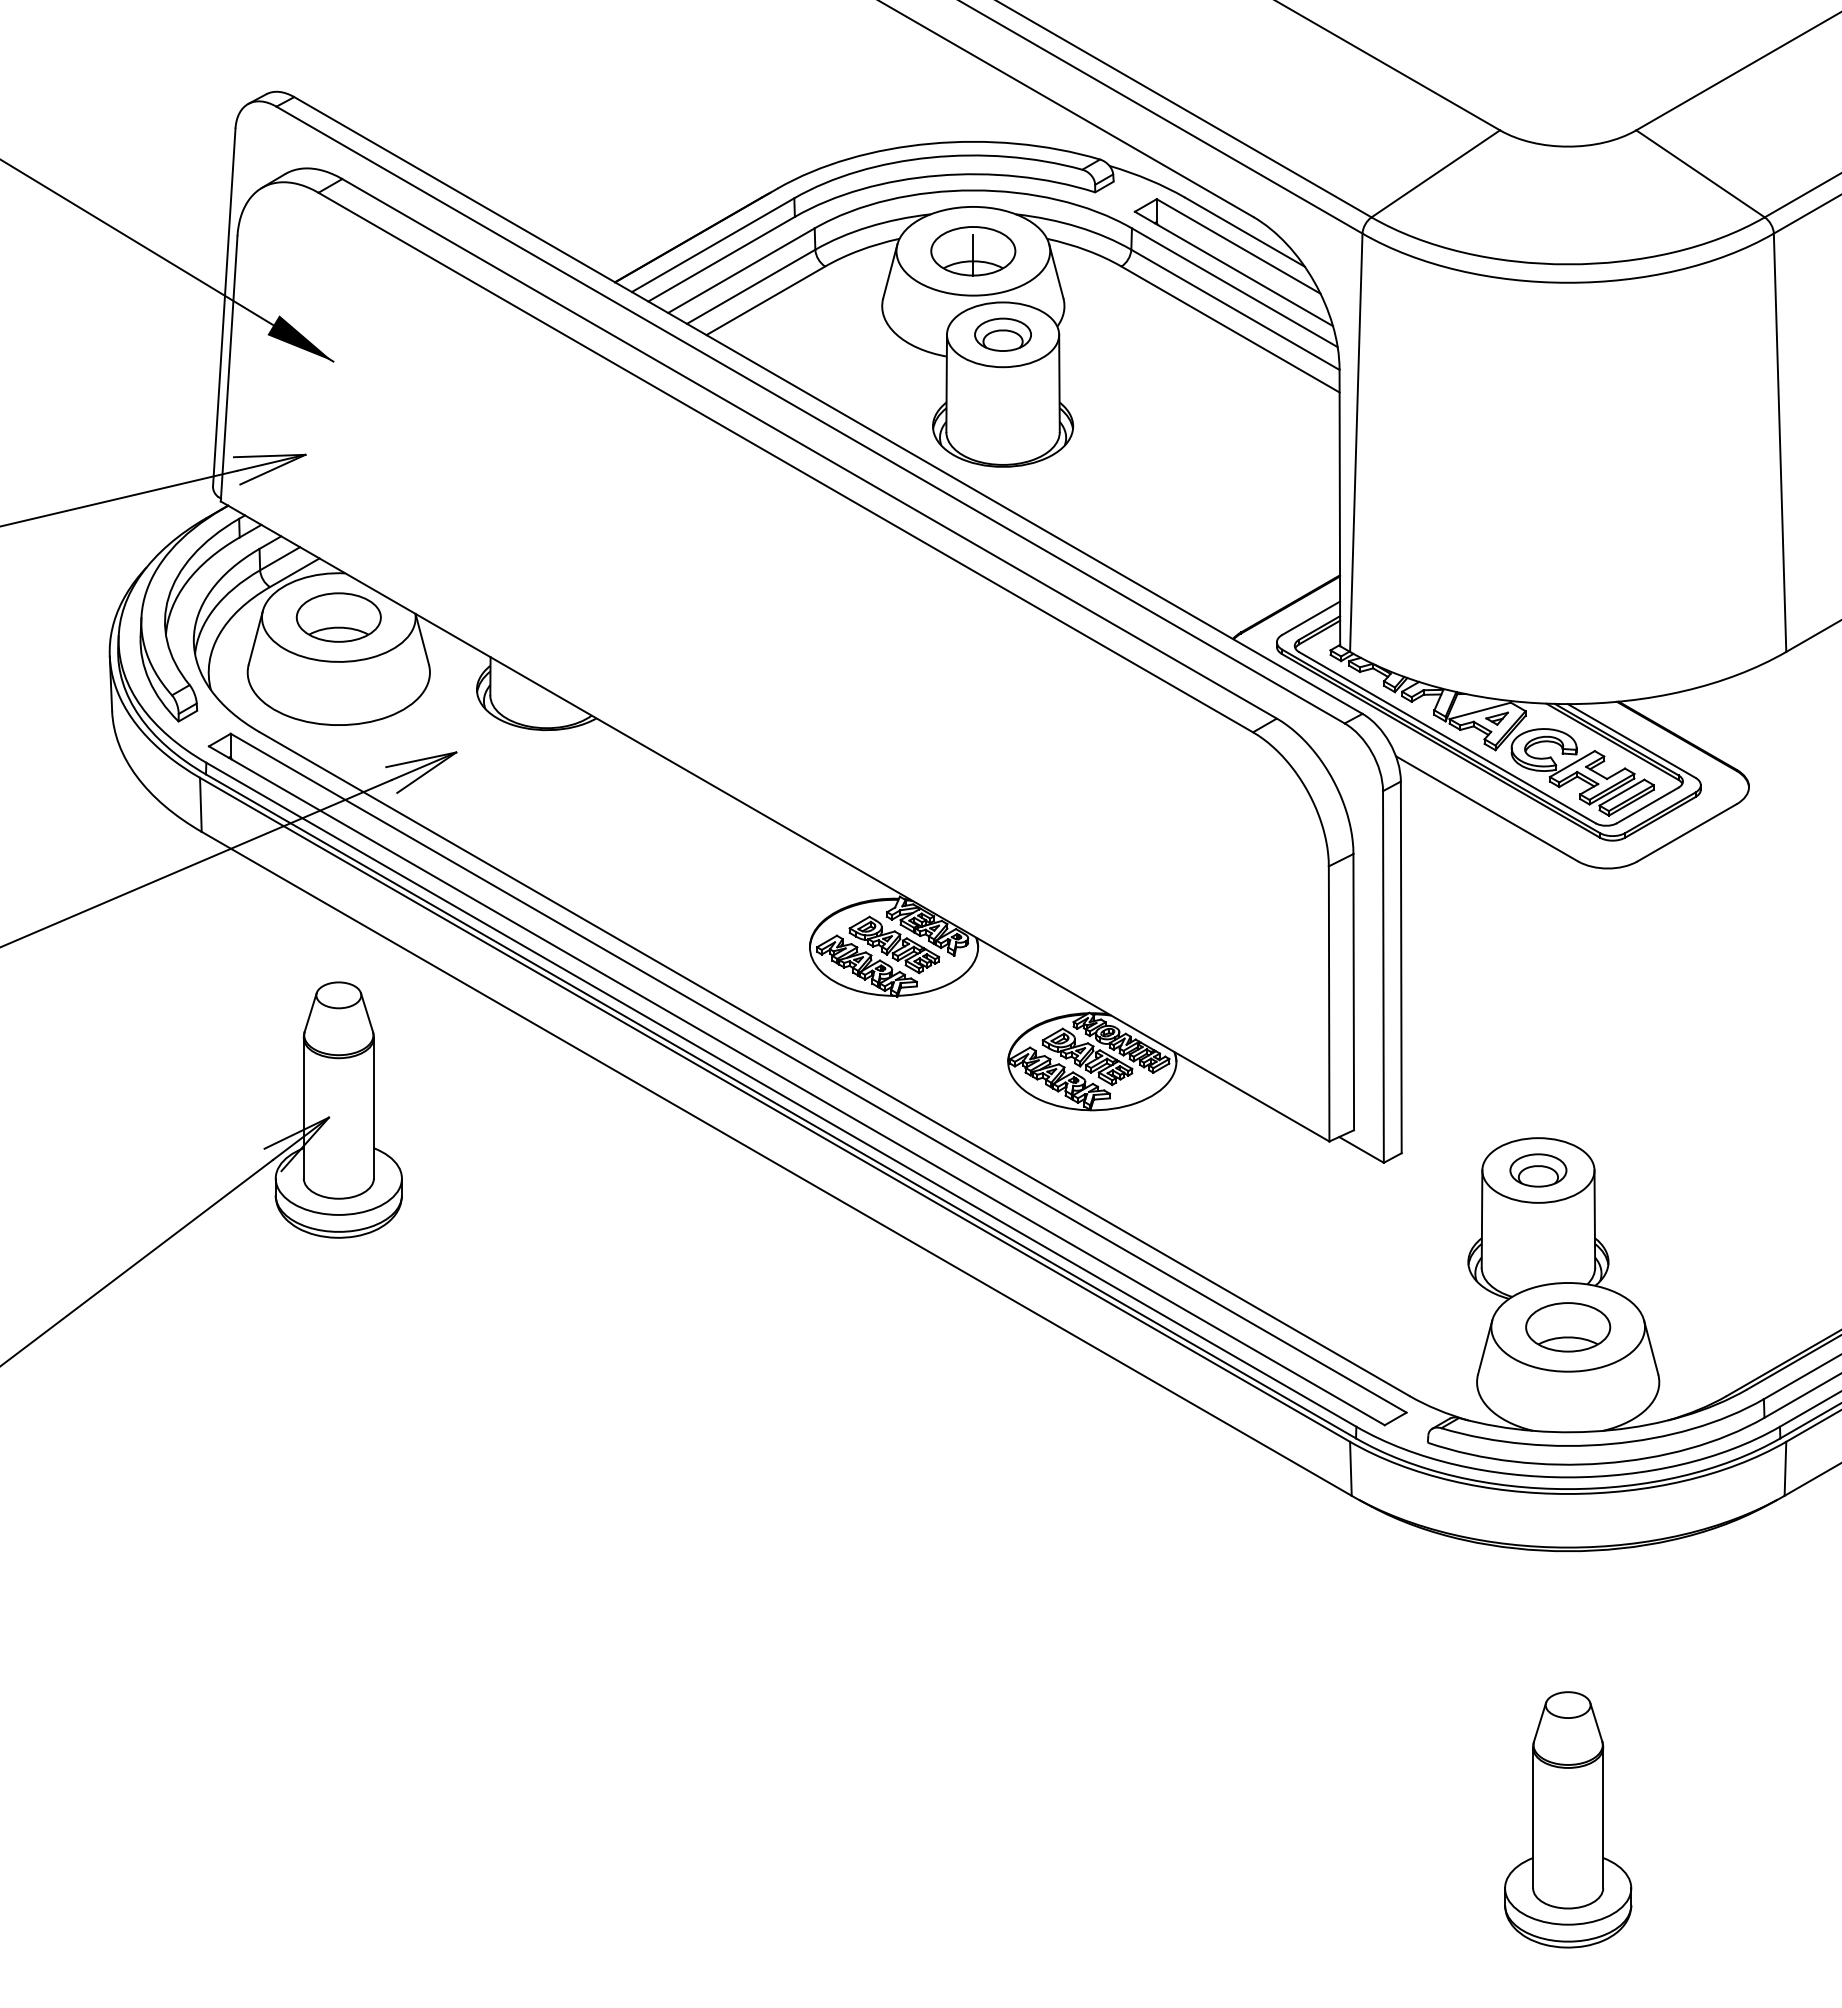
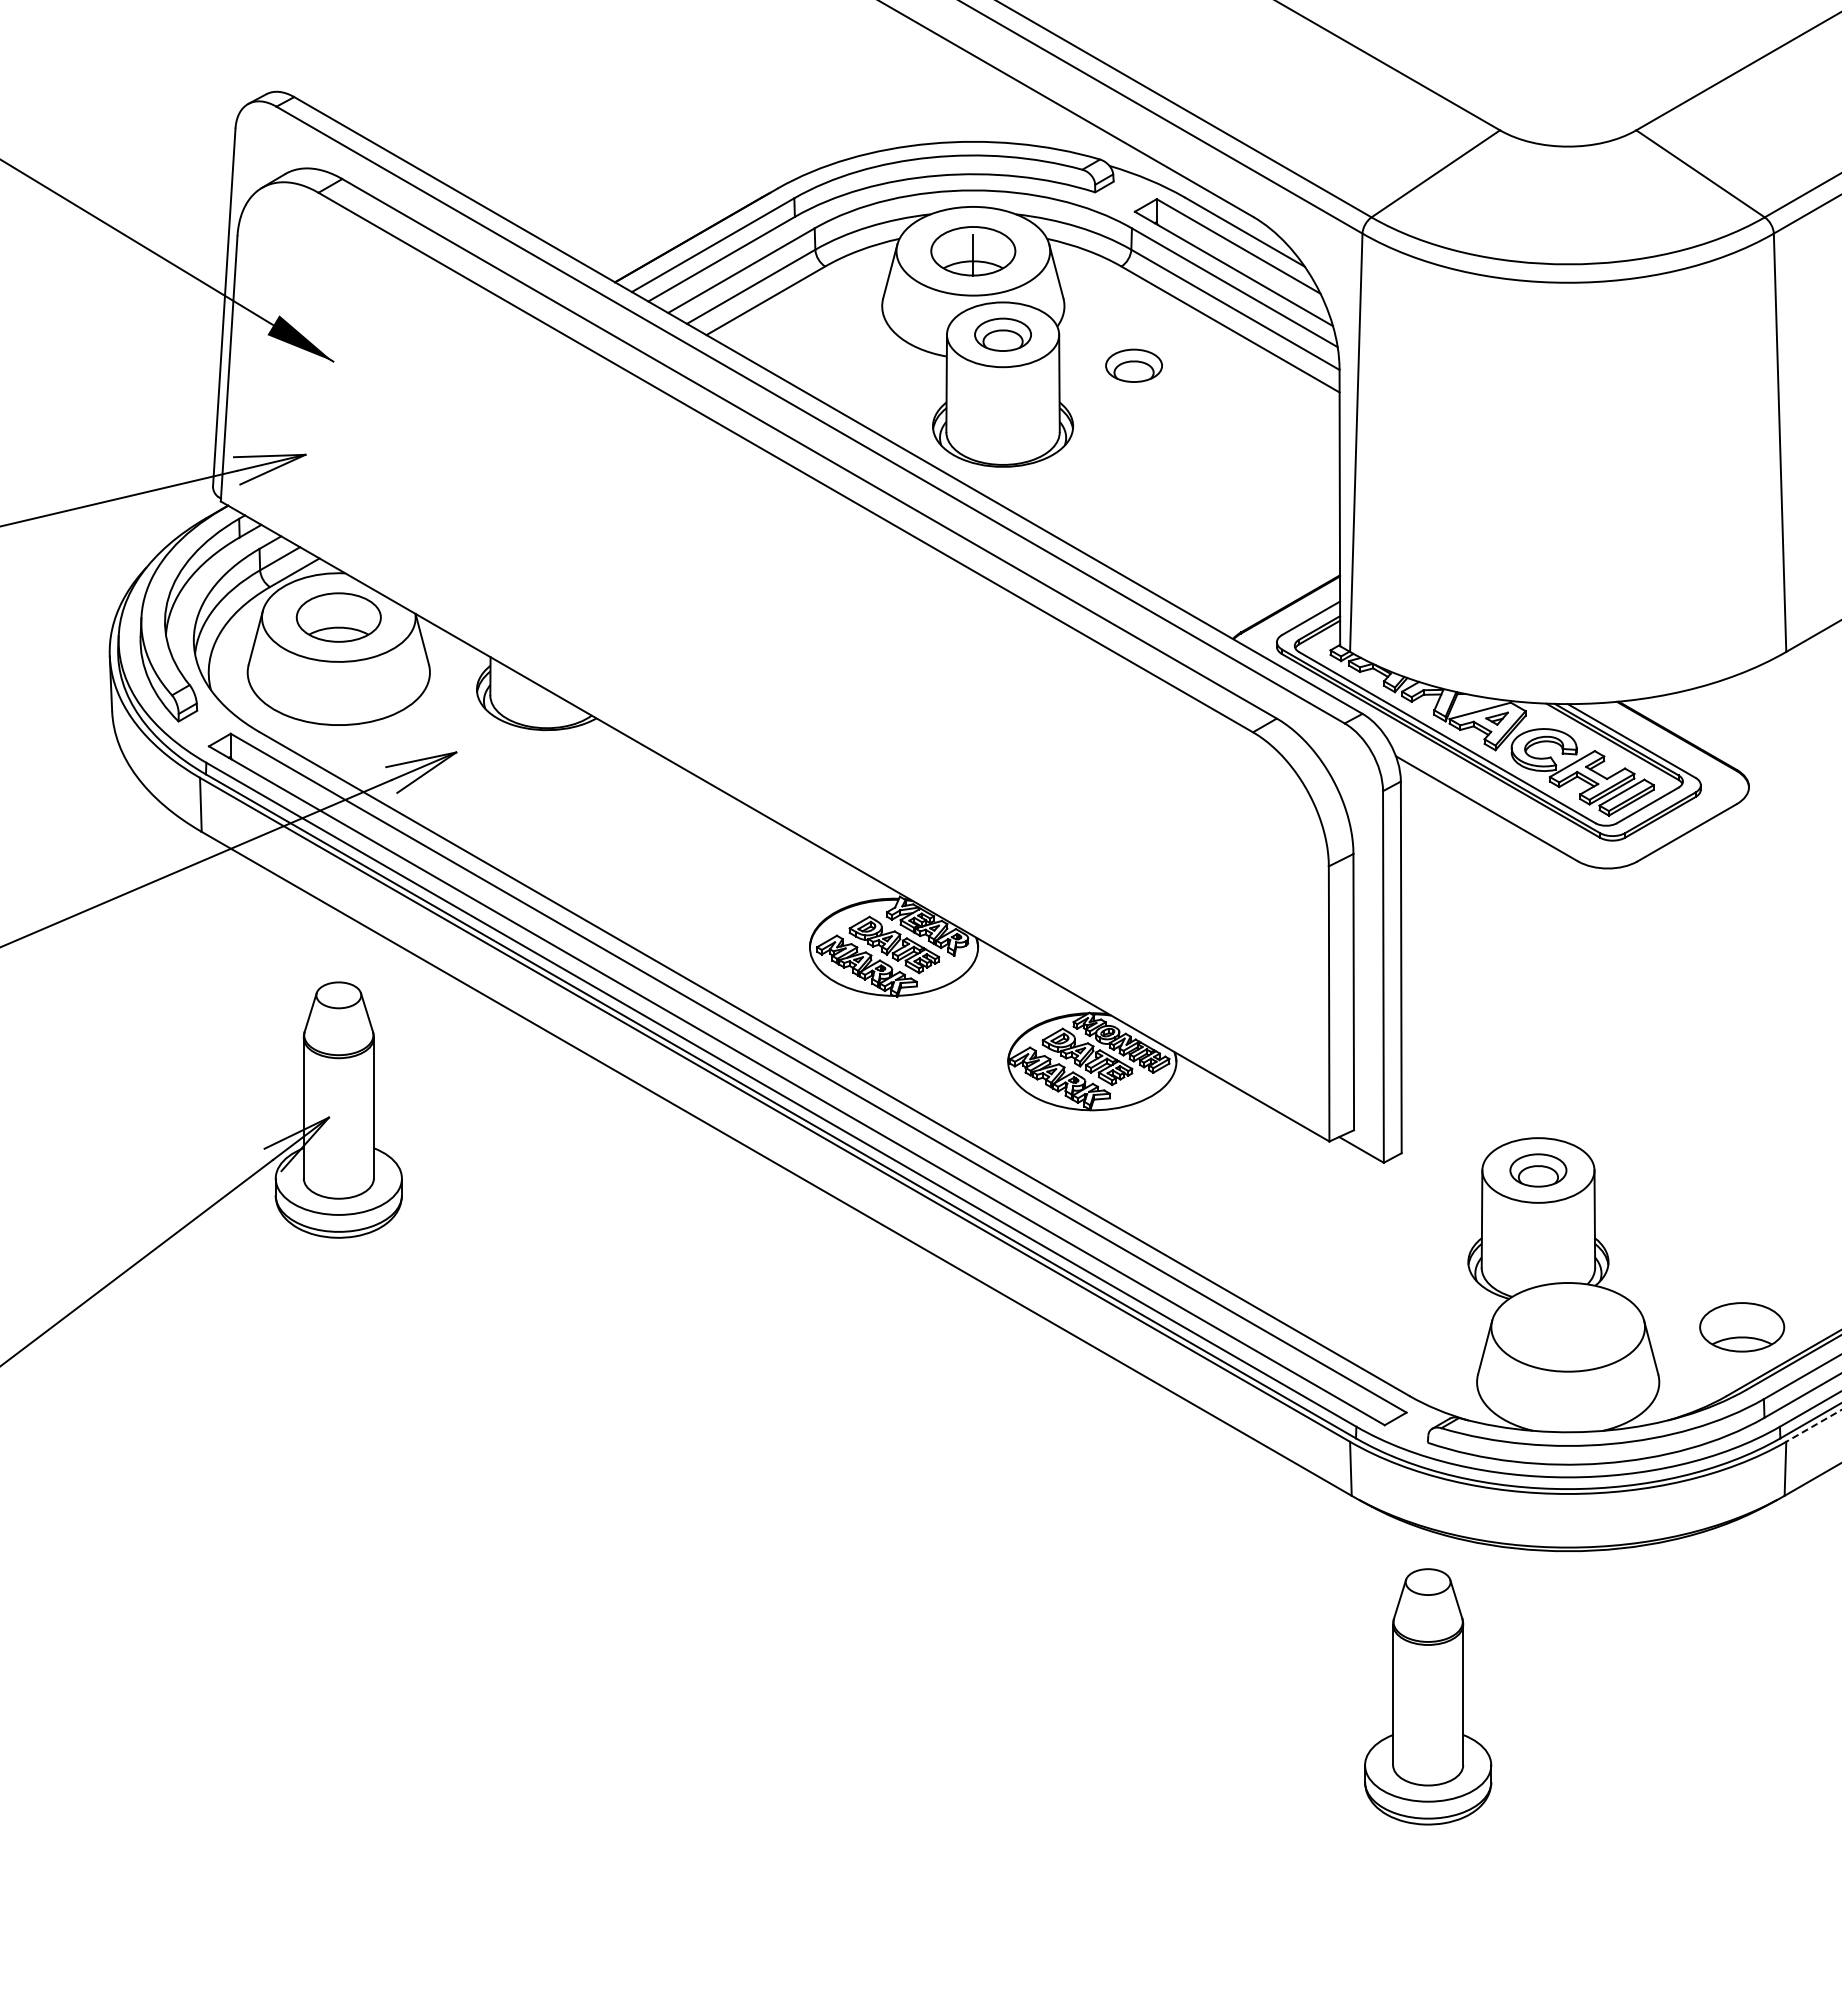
part: none -> present (1133, 365)
part position: (1568, 1327) -> (1742, 1327) (1742, 1327)
line: solid -> dashed (1813, 1425)
part position: (1568, 1819) -> (1428, 1696) (1428, 1696)
